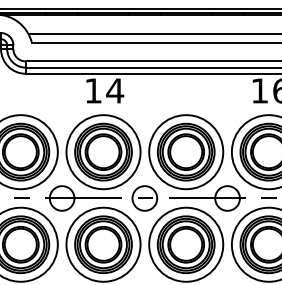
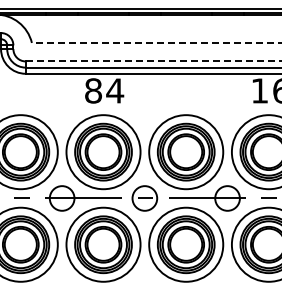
line: present -> none (153, 34)
line: solid -> dashed (156, 42)
line: solid -> dashed (154, 61)
text: 14 -> 84 (93, 90)
